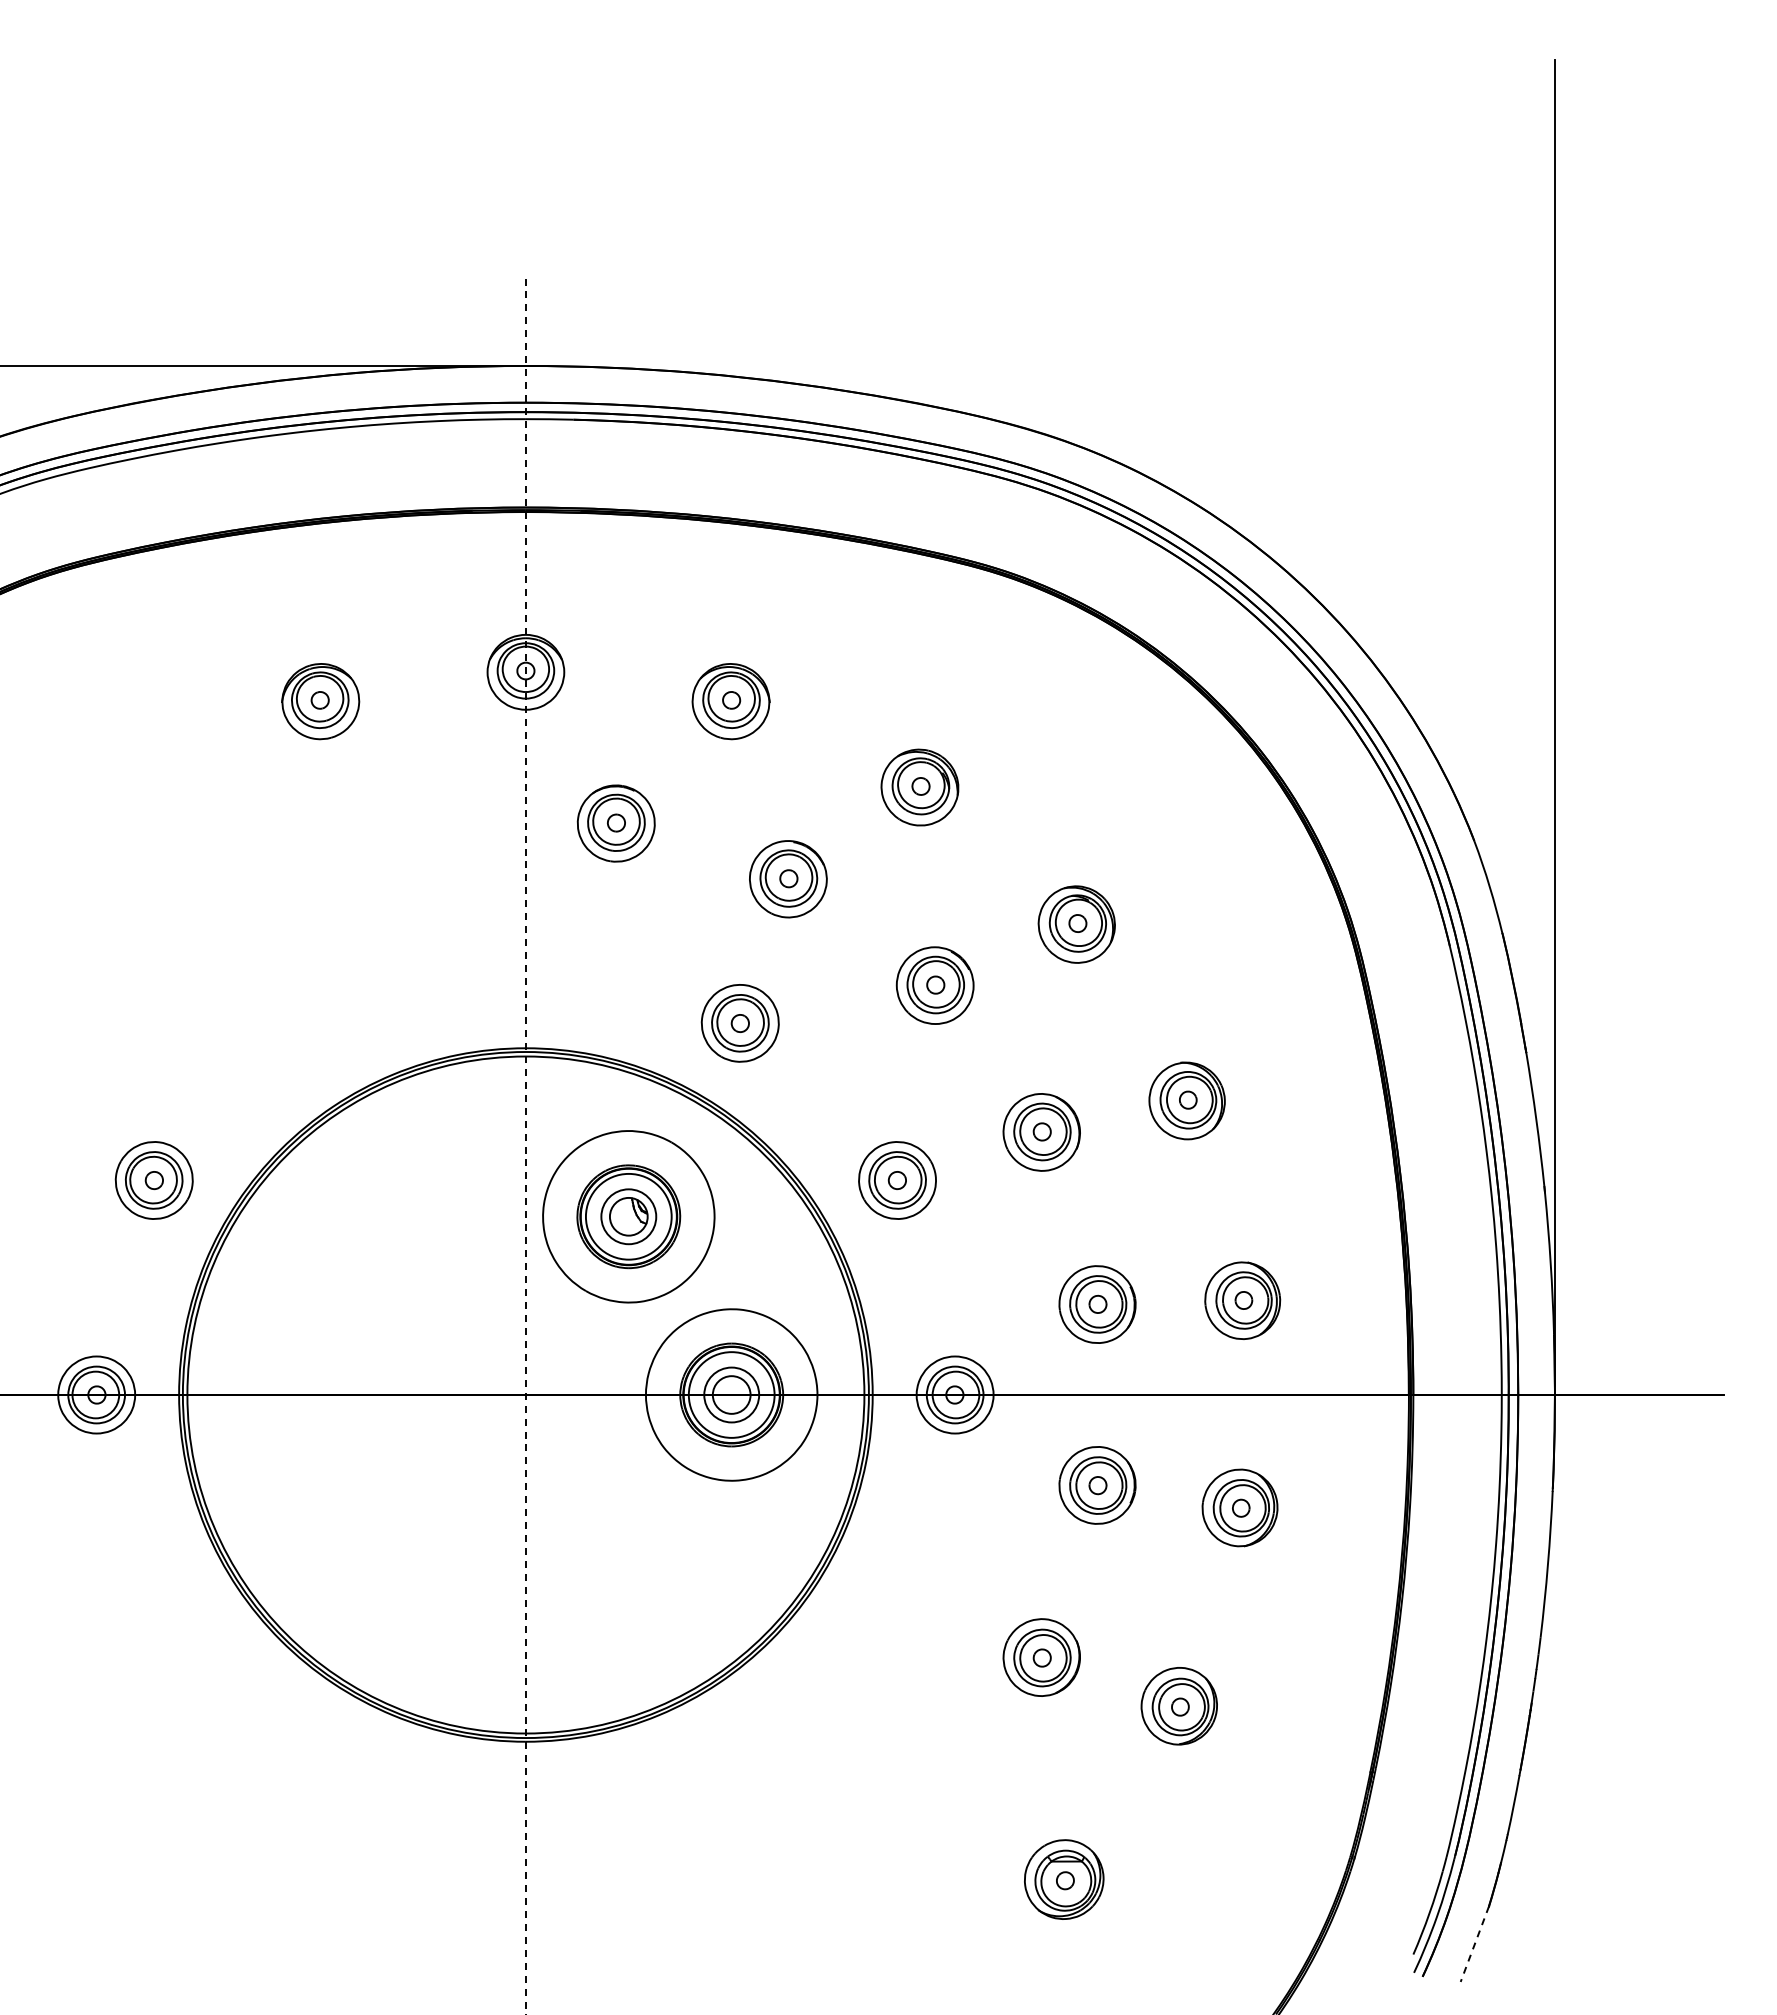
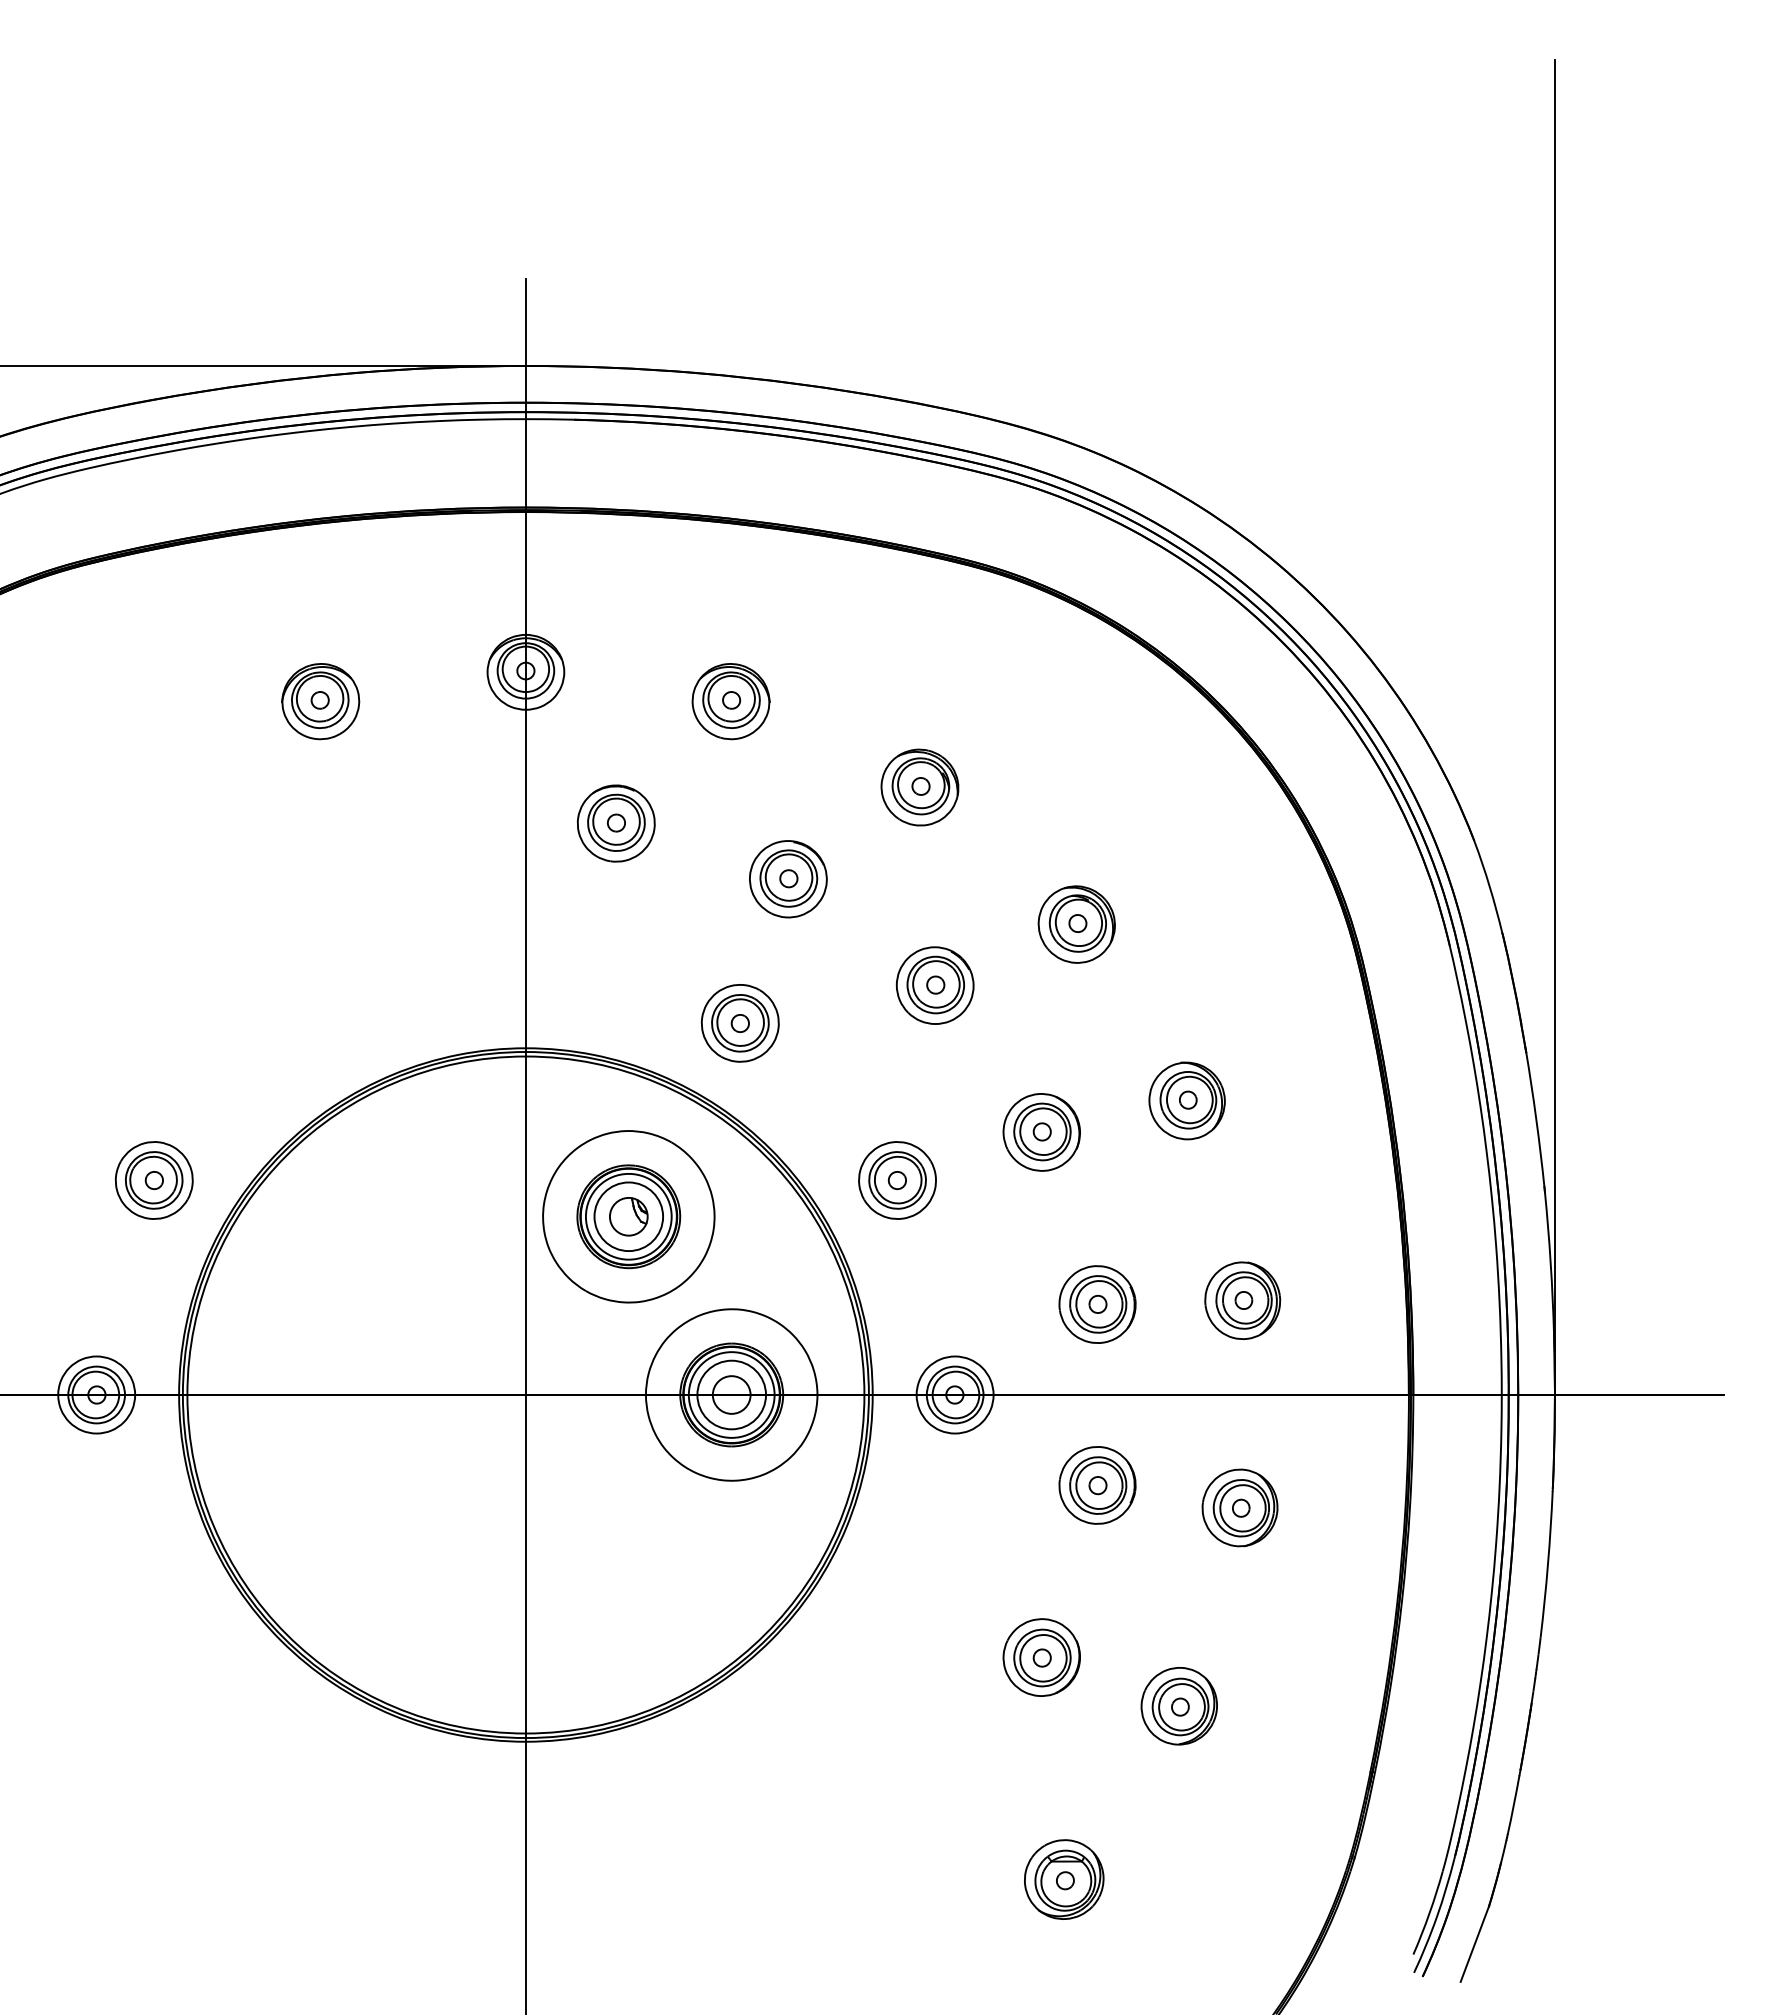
line: dashed -> solid (525, 1146)
circle diameter: 55 px -> 69 px (628, 1216)
circle diameter: 55 px -> 69 px (731, 1394)
line: dashed -> solid (1474, 1944)
